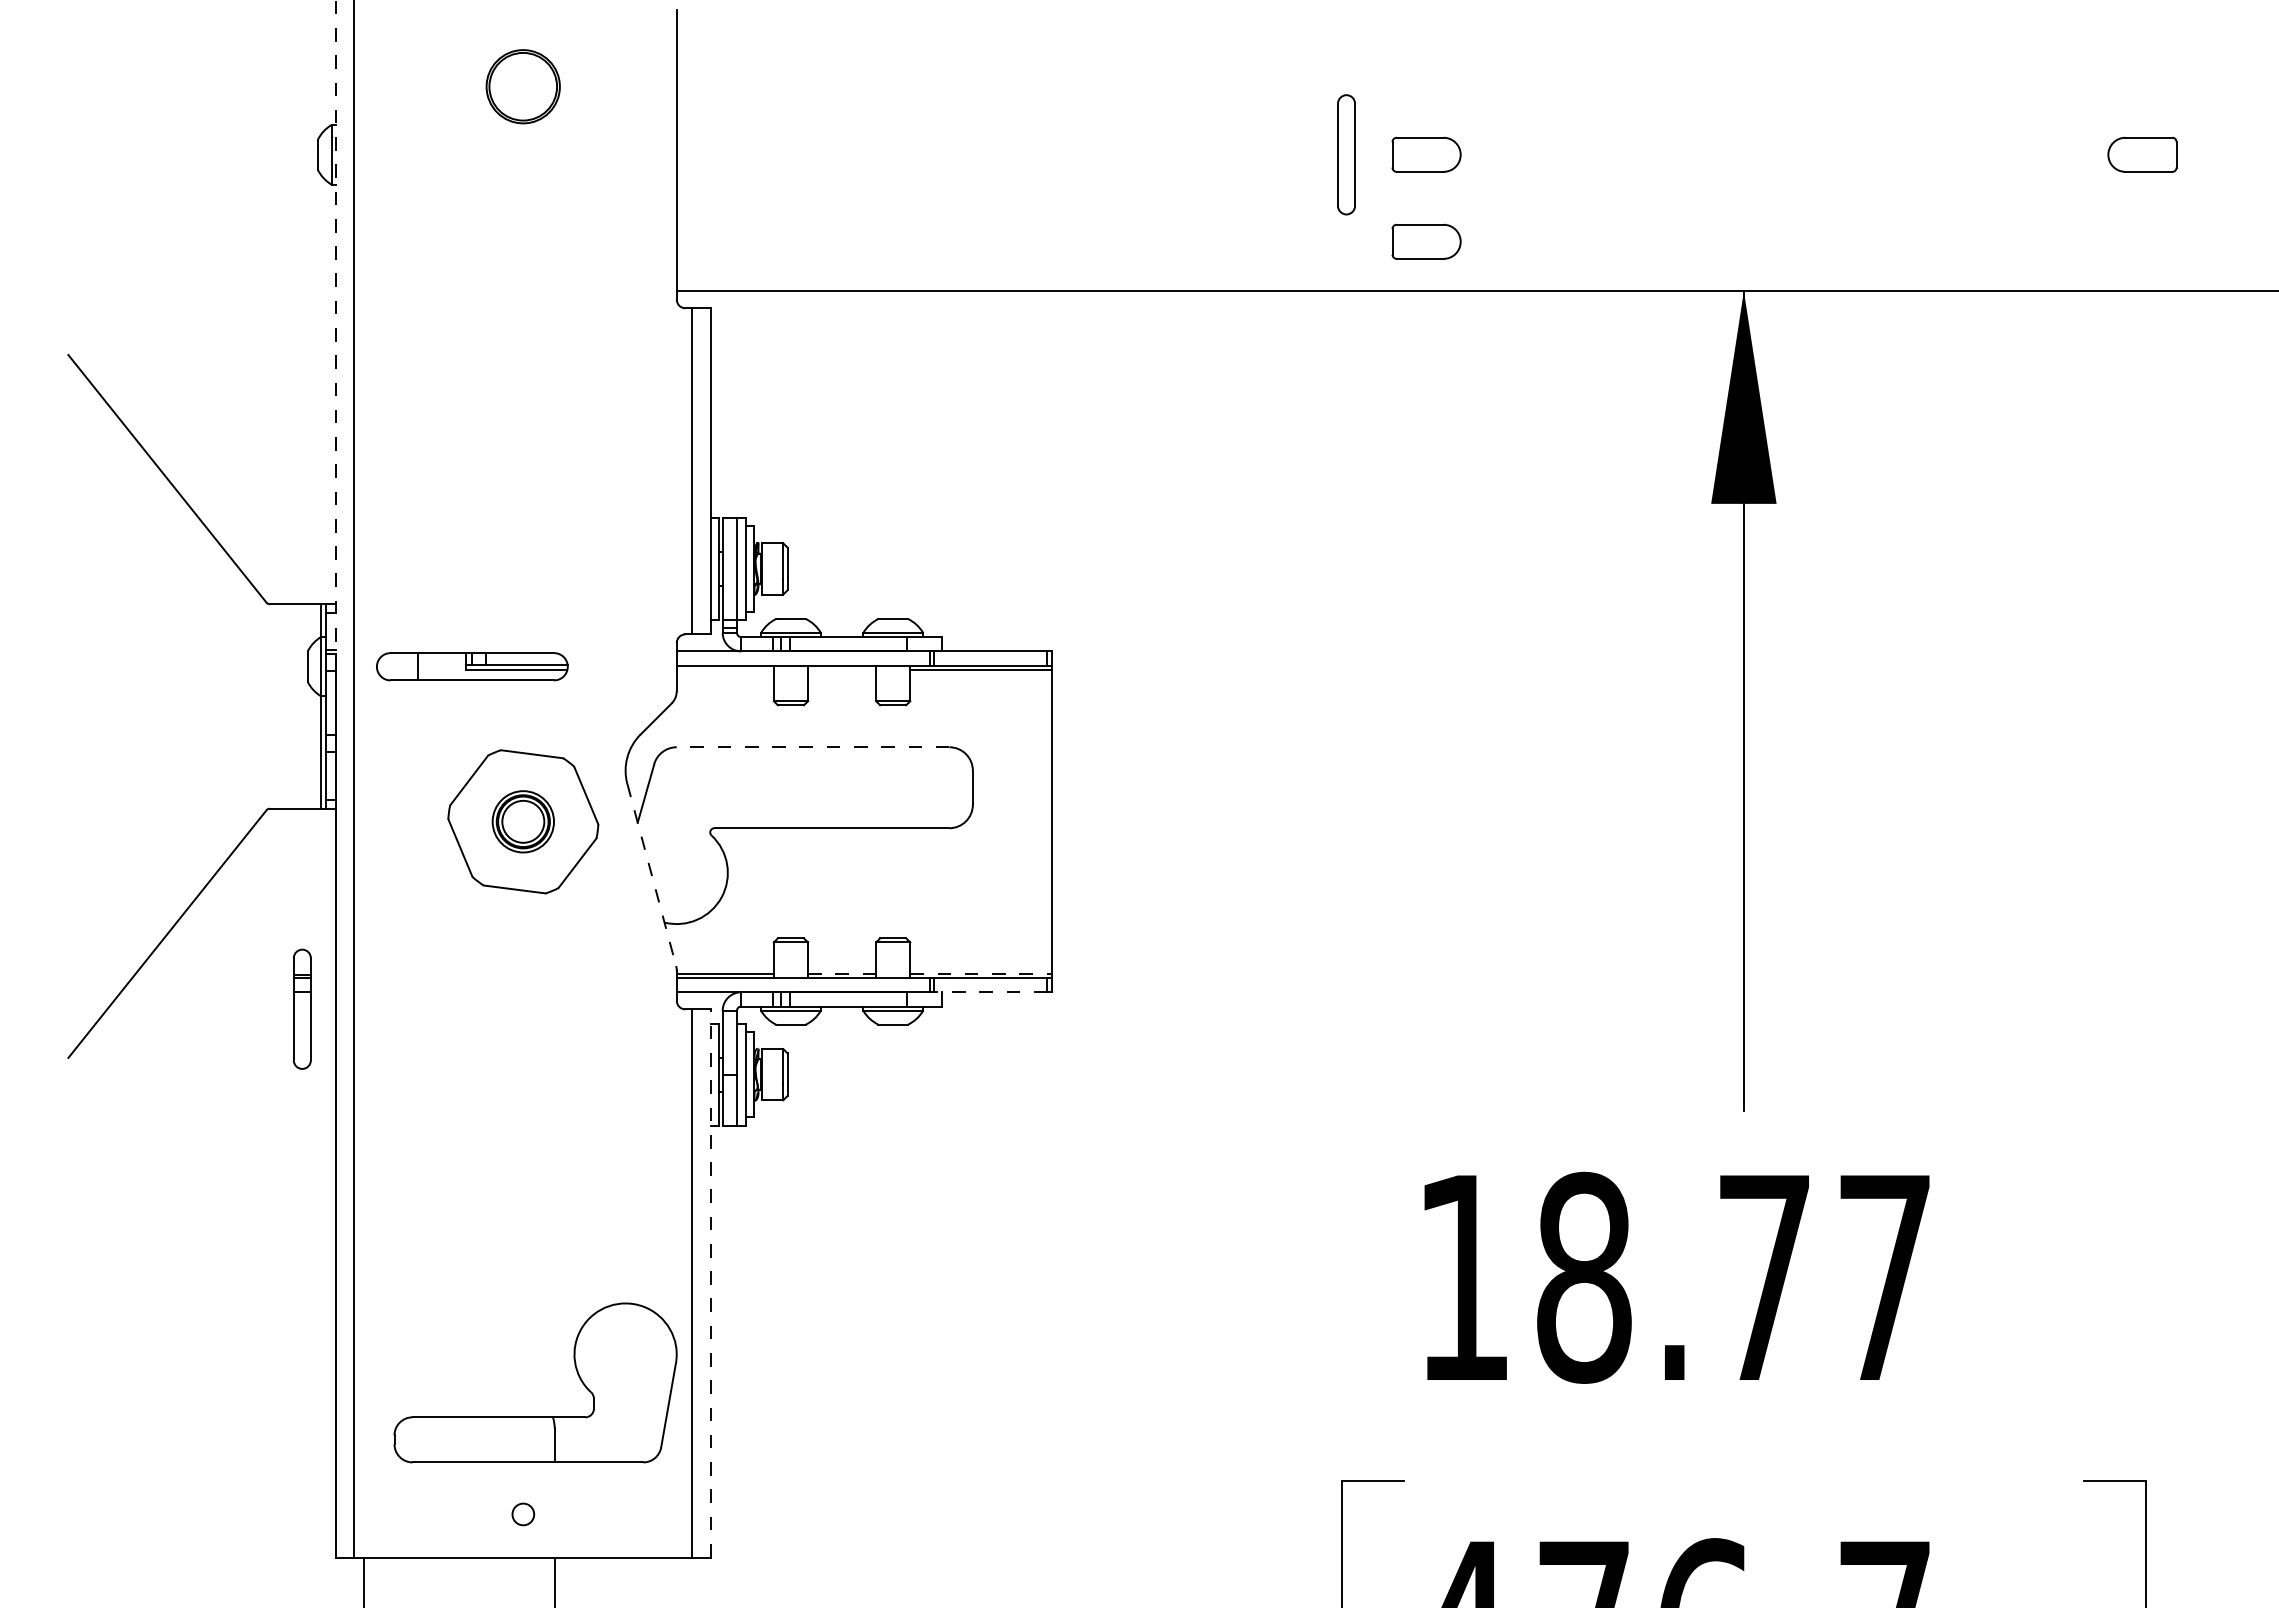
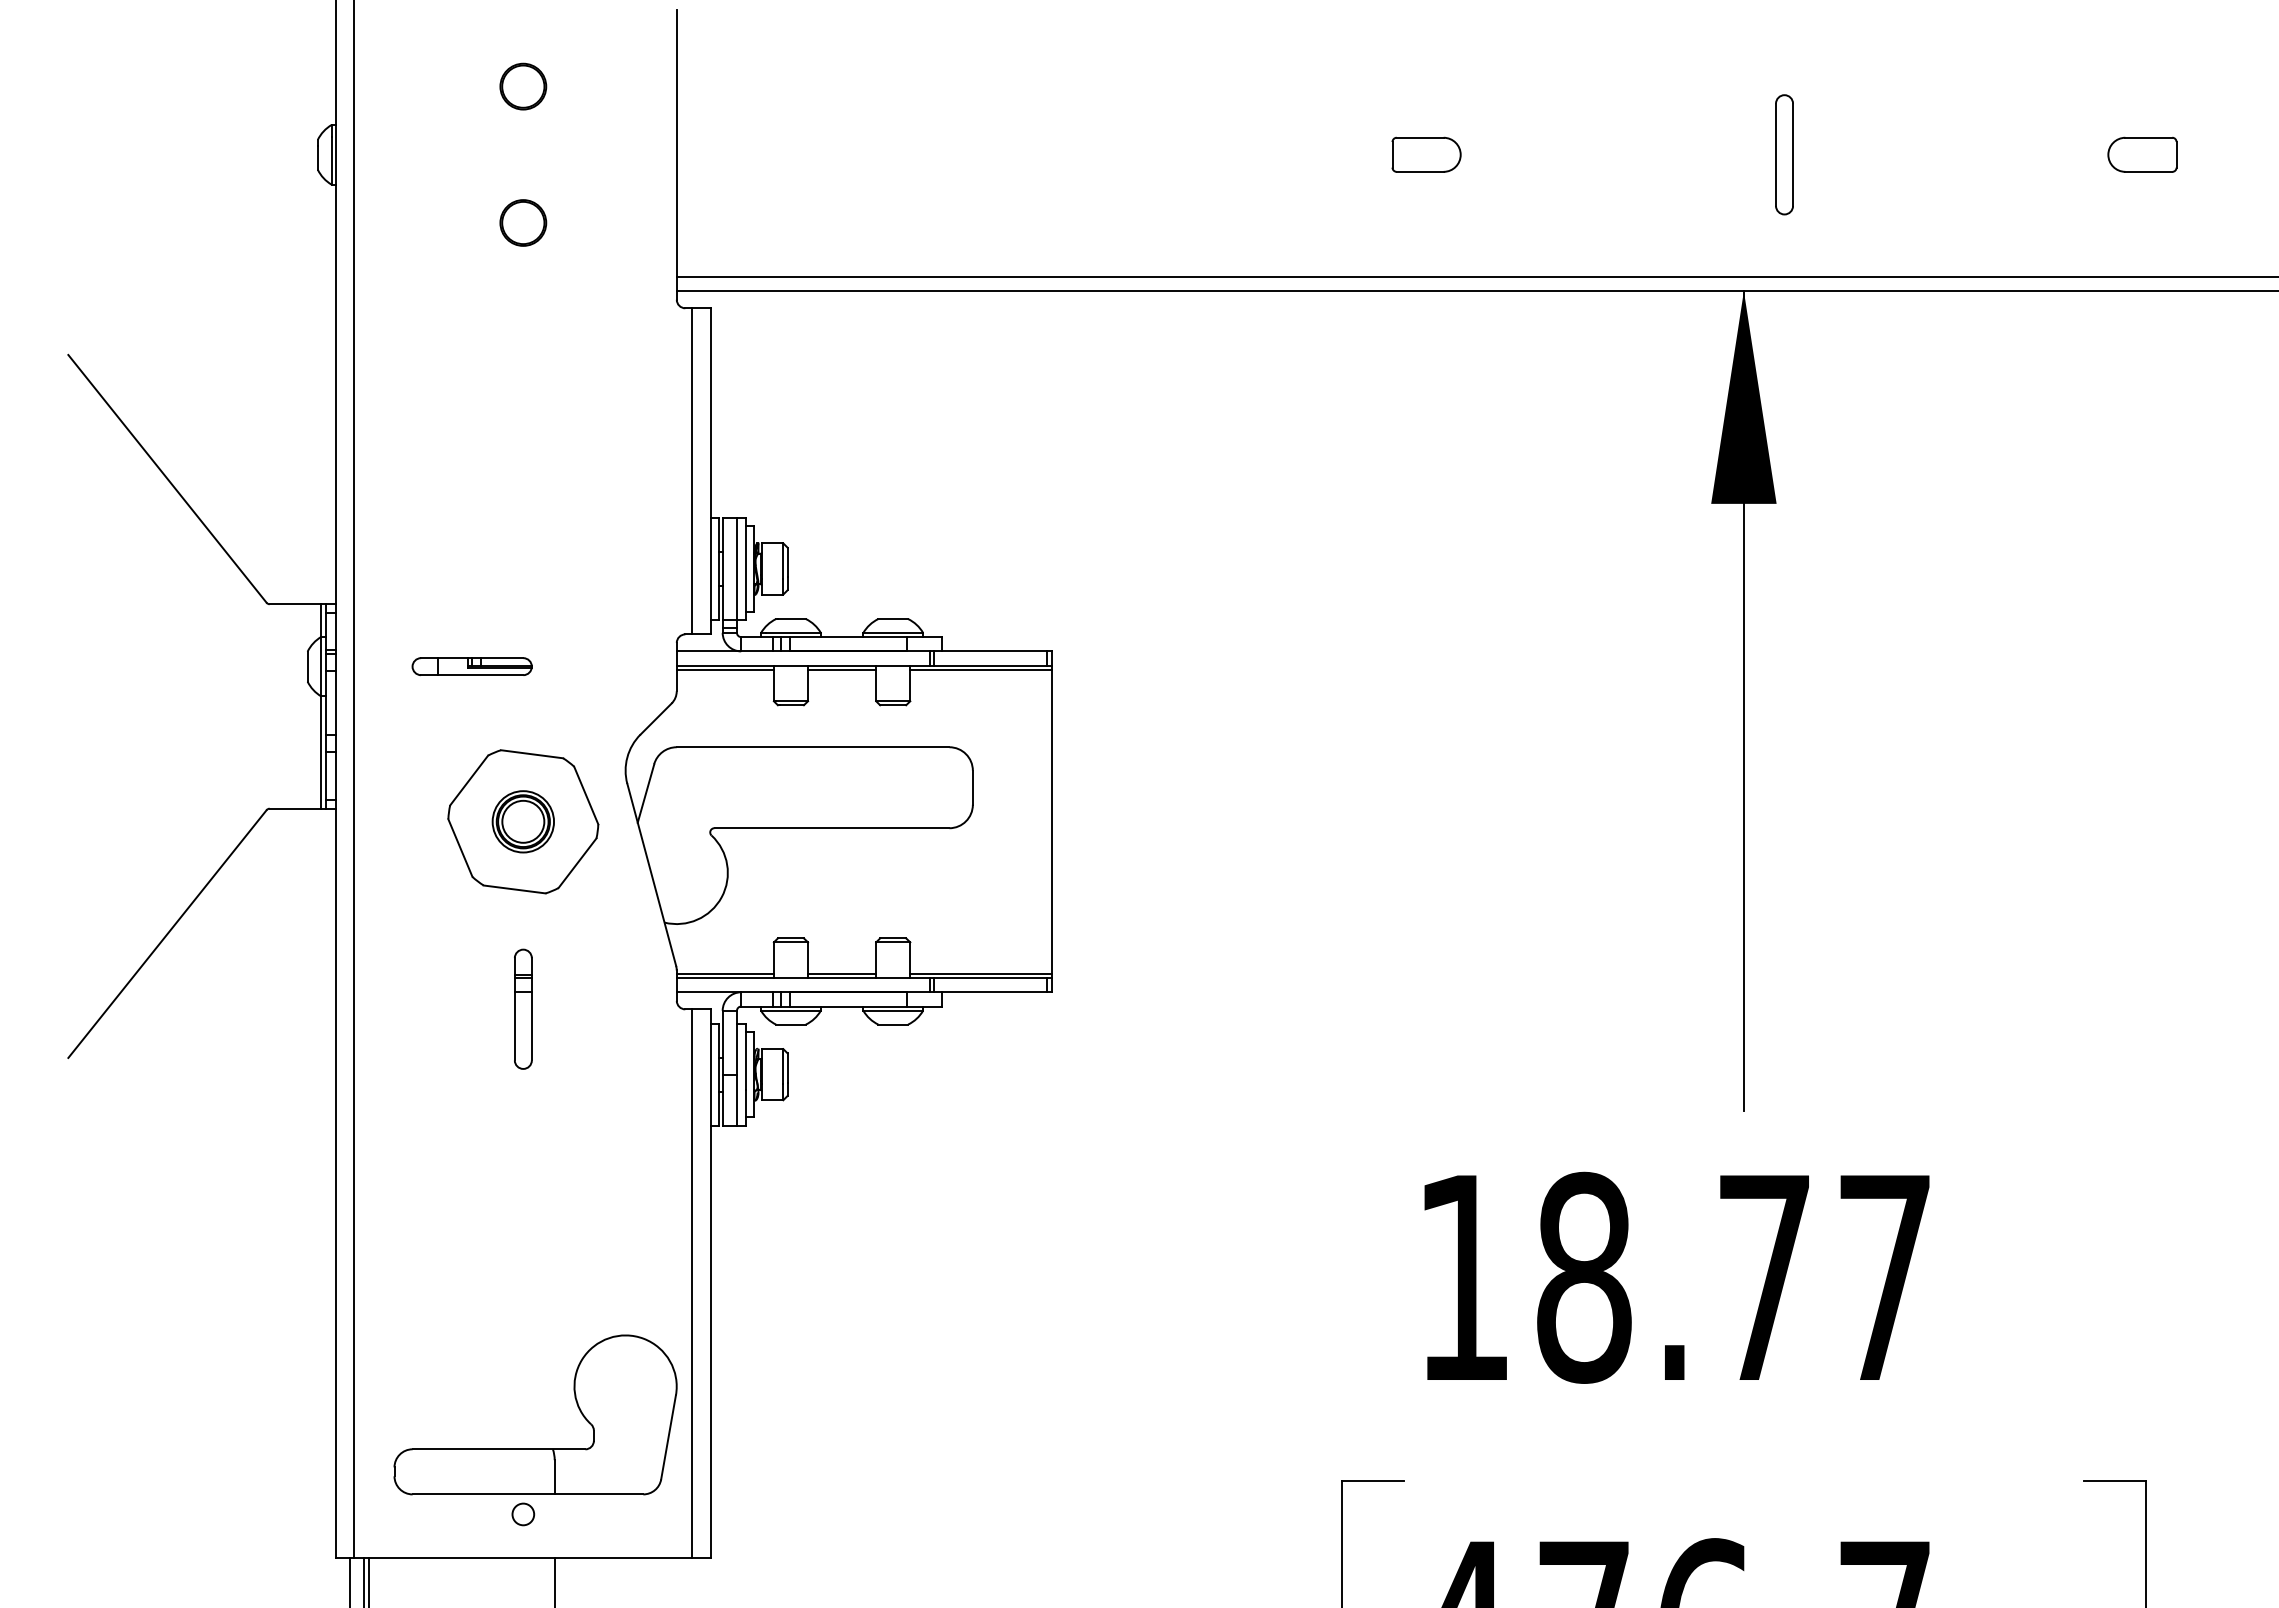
part size: 76x76 px -> 49x49 px (523, 86)
part position: (1346, 154) -> (1784, 154) (1784, 154)
part: none -> present (523, 222)
part: present -> none (1426, 241)
line: none -> present (1475, 276)
line: dashed -> solid (335, 327)
part size: 193x30 px -> 122x19 px (471, 666)
line: none -> present (724, 669)
line: none -> present (842, 669)
line: dashed -> solid (812, 747)
line: dashed -> solid (651, 875)
line: dashed -> solid (842, 973)
line: dashed -> solid (980, 973)
line: dashed -> solid (990, 992)
part position: (302, 1008) -> (523, 1008) (523, 1008)
line: dashed -> solid (710, 1282)
part position: (535, 1416) -> (535, 1448) (535, 1448)
line: none -> present (350, 1580)
line: none -> present (368, 1580)
